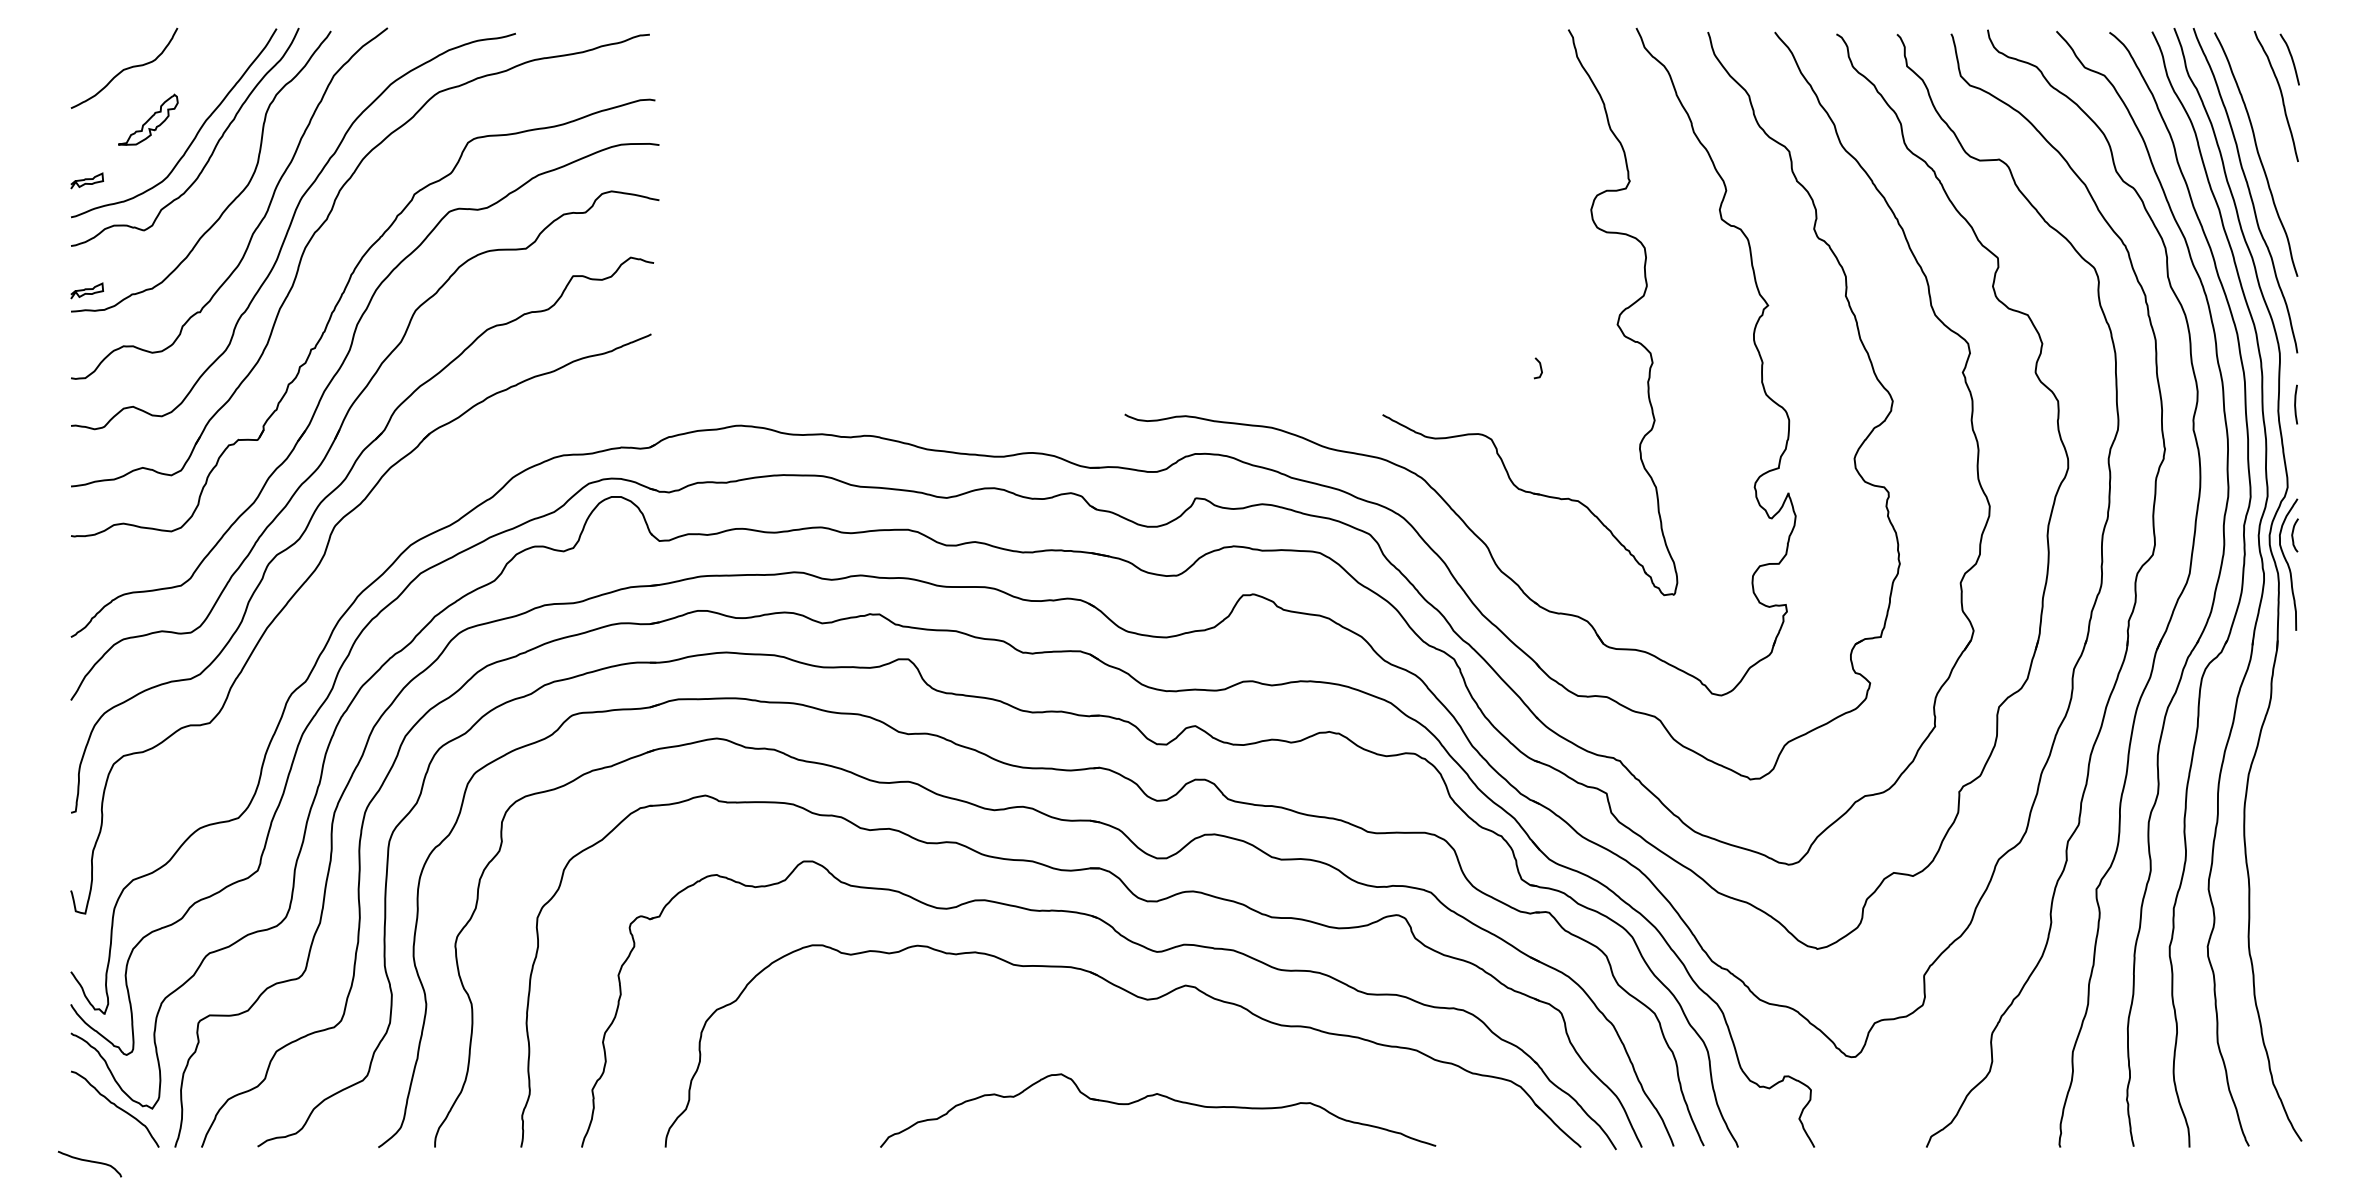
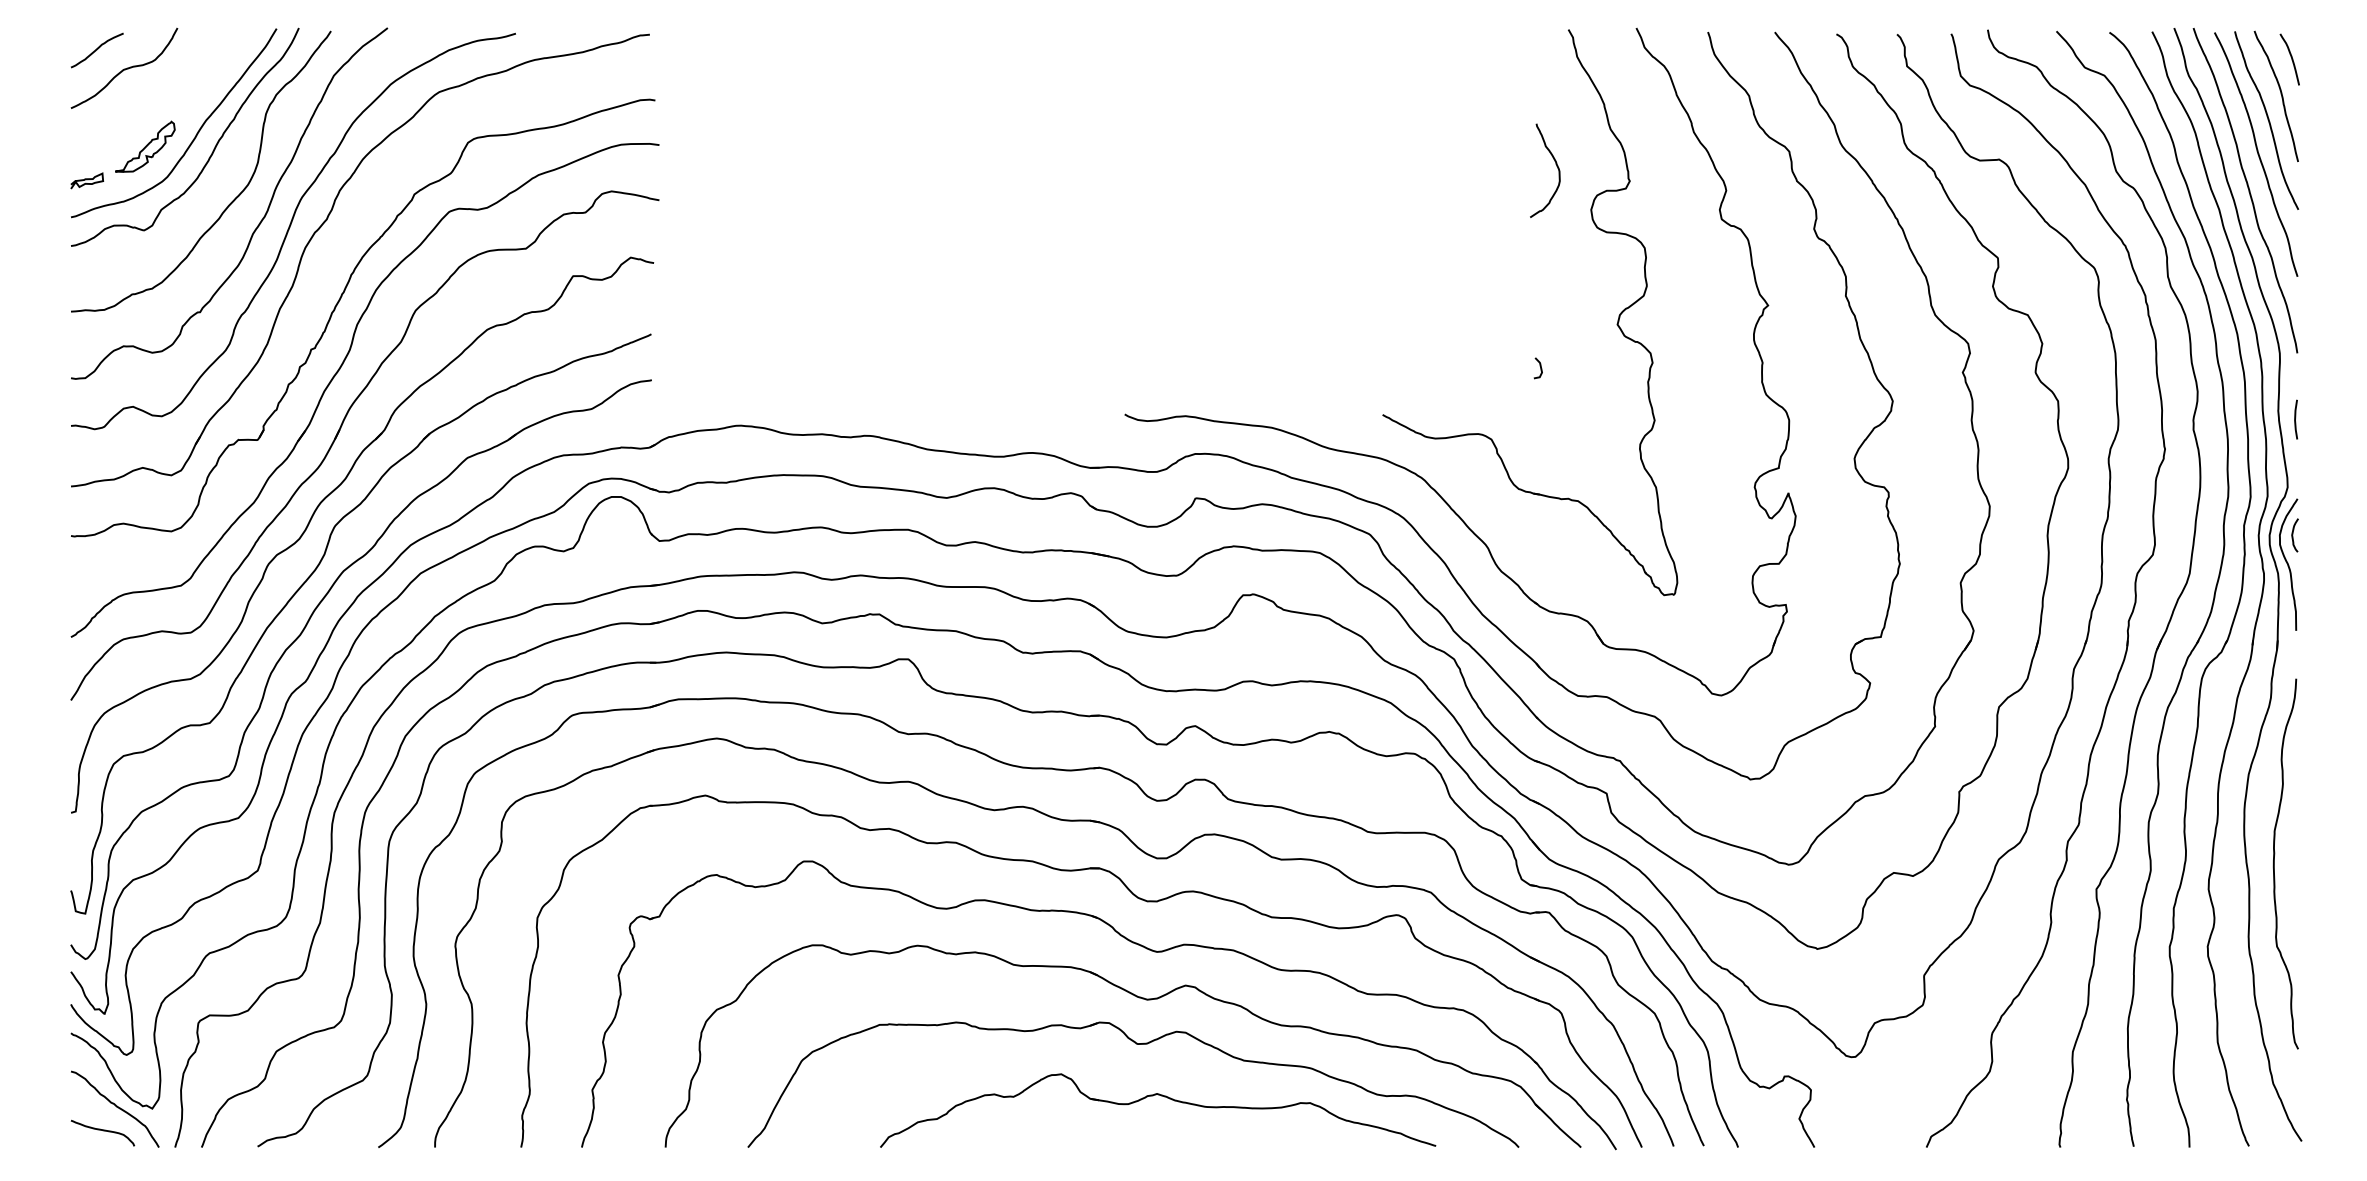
curve: none -> present (96, 50)
part position: (148, 119) -> (145, 146) (145, 146)
curve: none -> present (2267, 120)
curve: none -> present (1555, 164)
curve: present -> none (87, 290)
line position: (2295, 404) -> (2295, 419) (2295, 419)
part: none -> present (304, 630)
curve: none -> present (2274, 863)
part: none -> present (1136, 1044)
curve position: (90, 1162) -> (103, 1131) (103, 1131)
